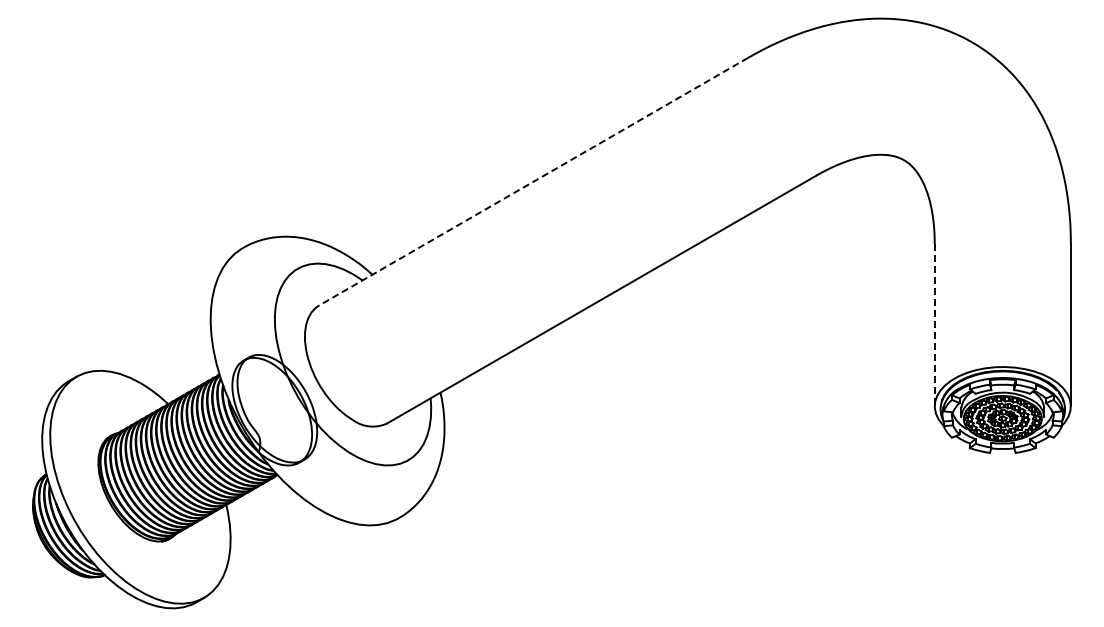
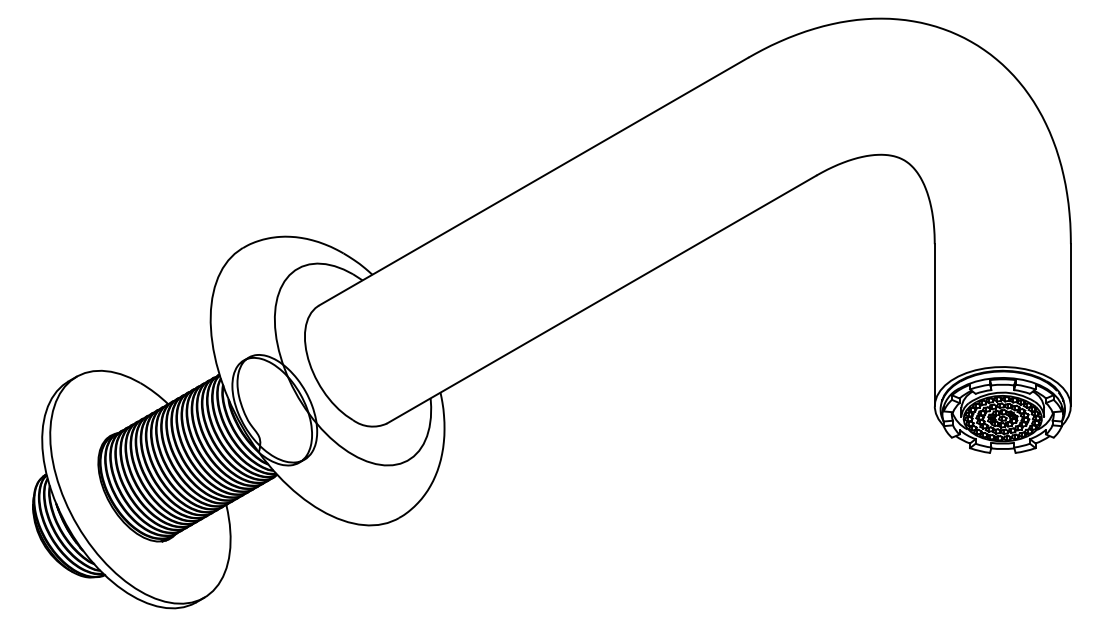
line: dashed -> solid (533, 181)
line: dashed -> solid (934, 325)
